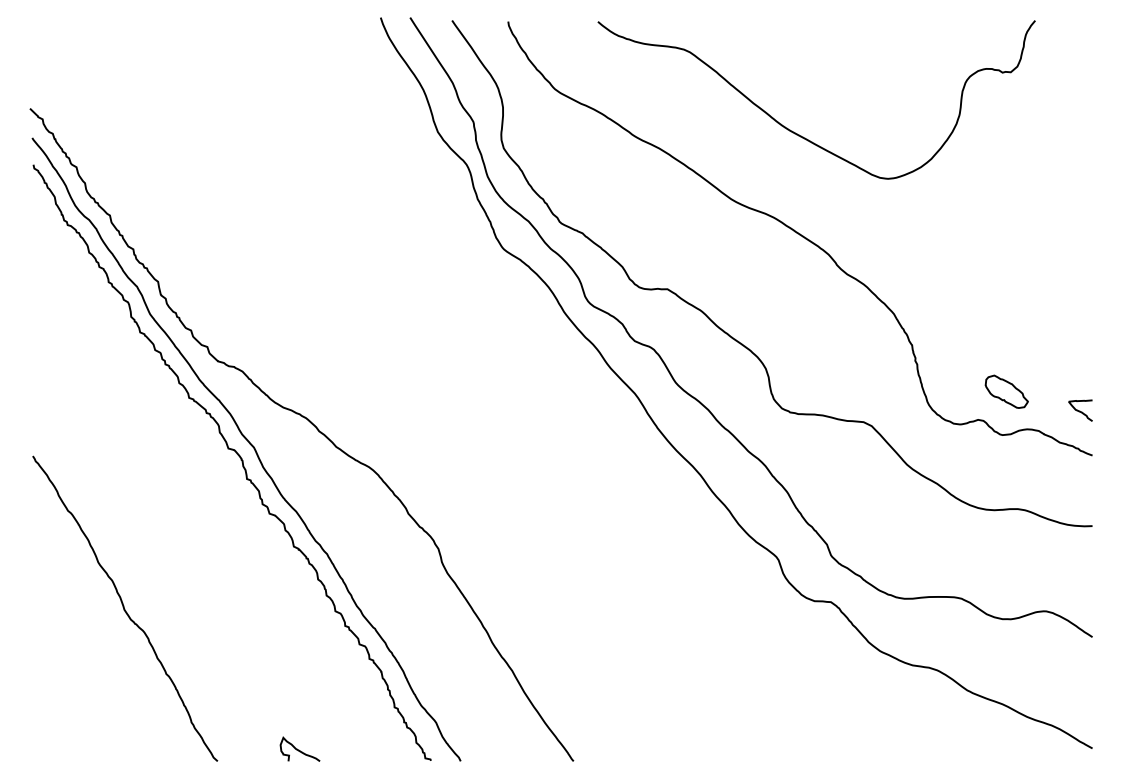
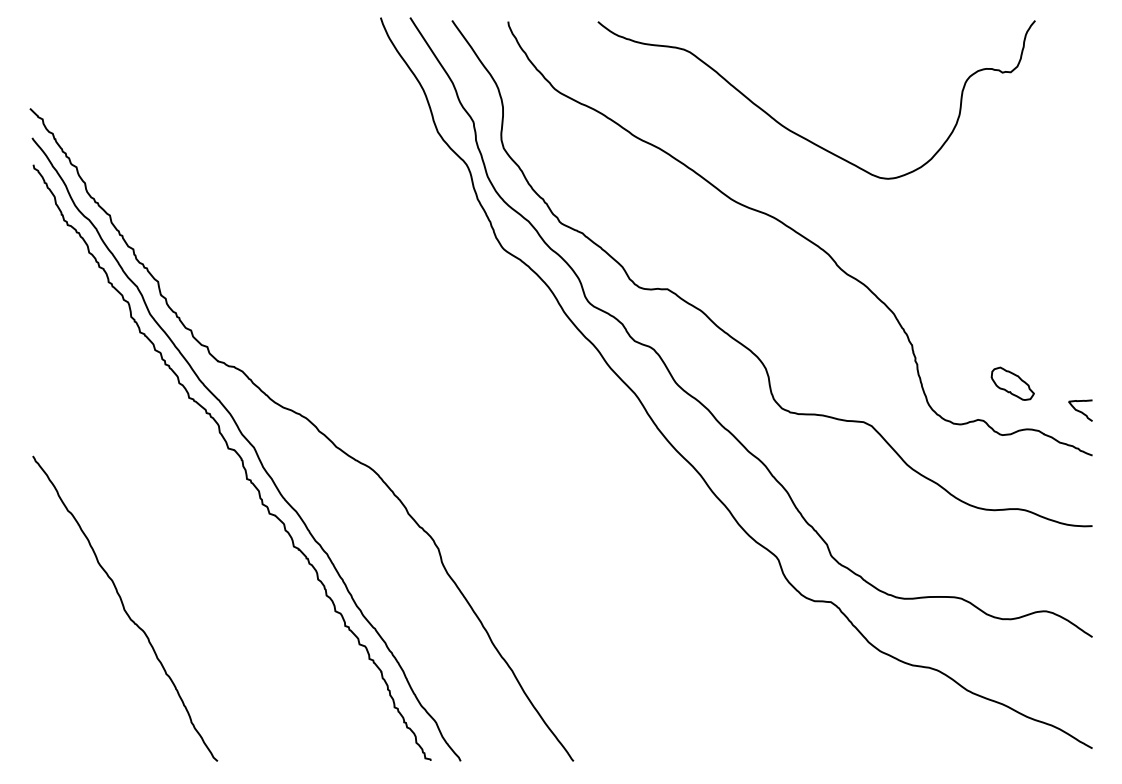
part position: (1006, 391) -> (1012, 383) (1012, 383)
curve: present -> none (299, 749)
